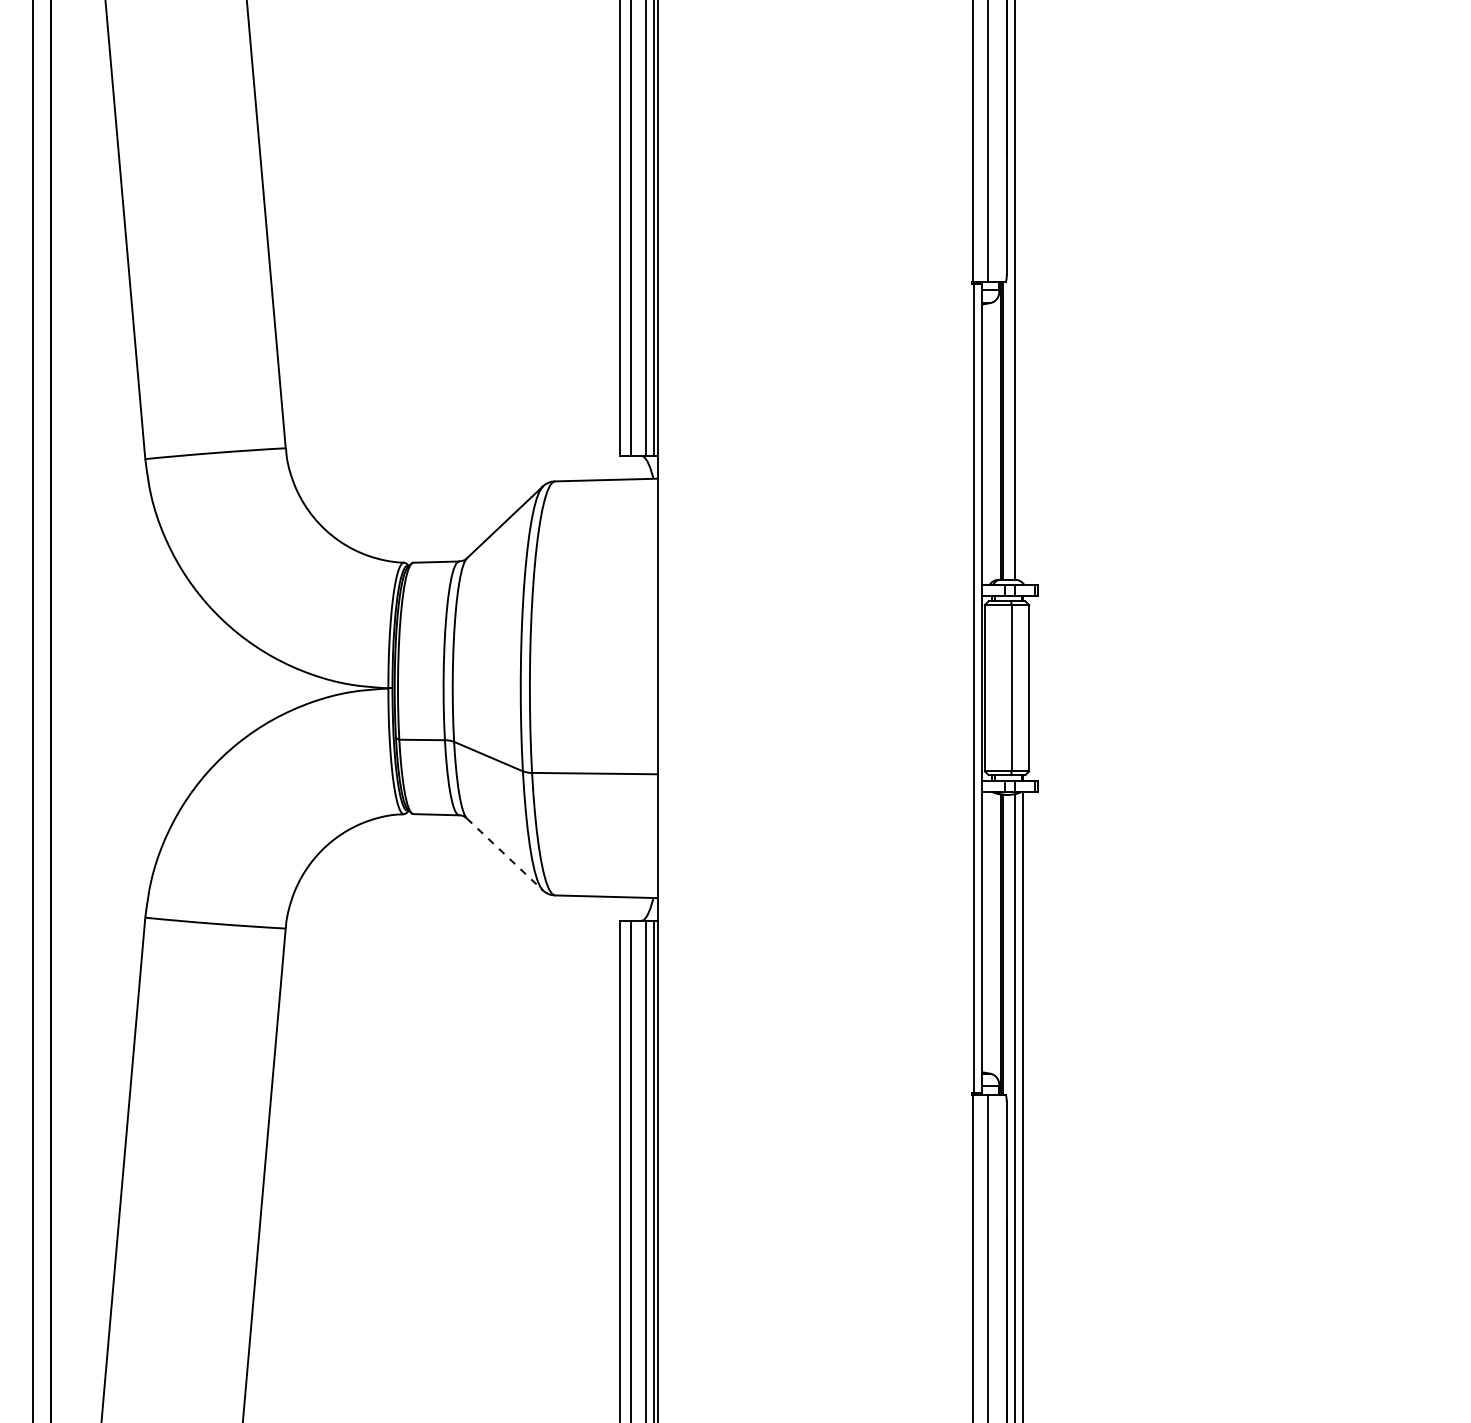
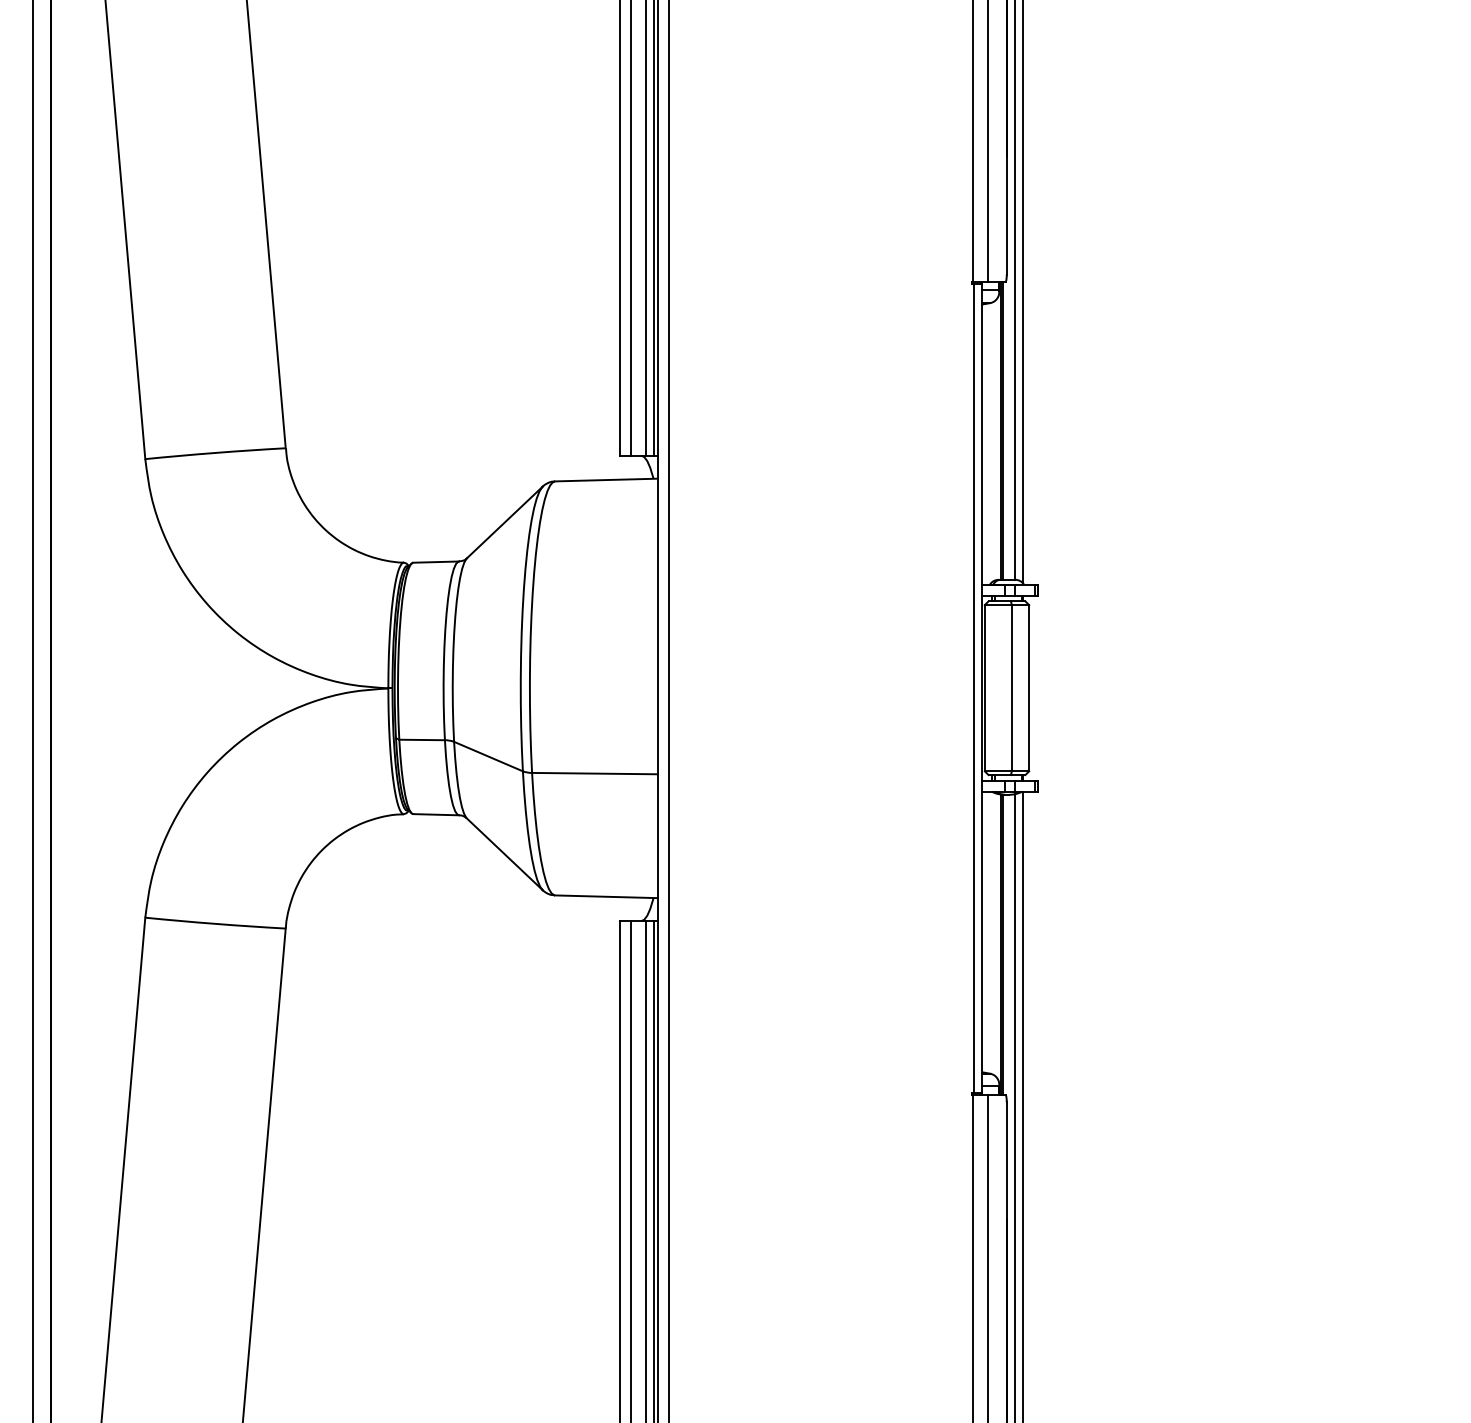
line: none -> present (1022, 292)
line: none -> present (668, 710)
line: dashed -> solid (505, 854)
